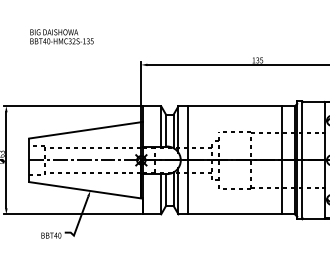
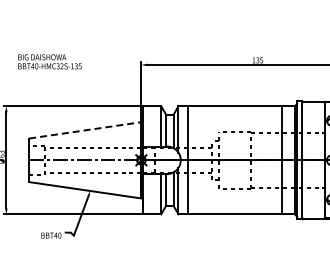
text position: (61, 36) -> (49, 61) (49, 61)
line: solid -> dashed (85, 130)
